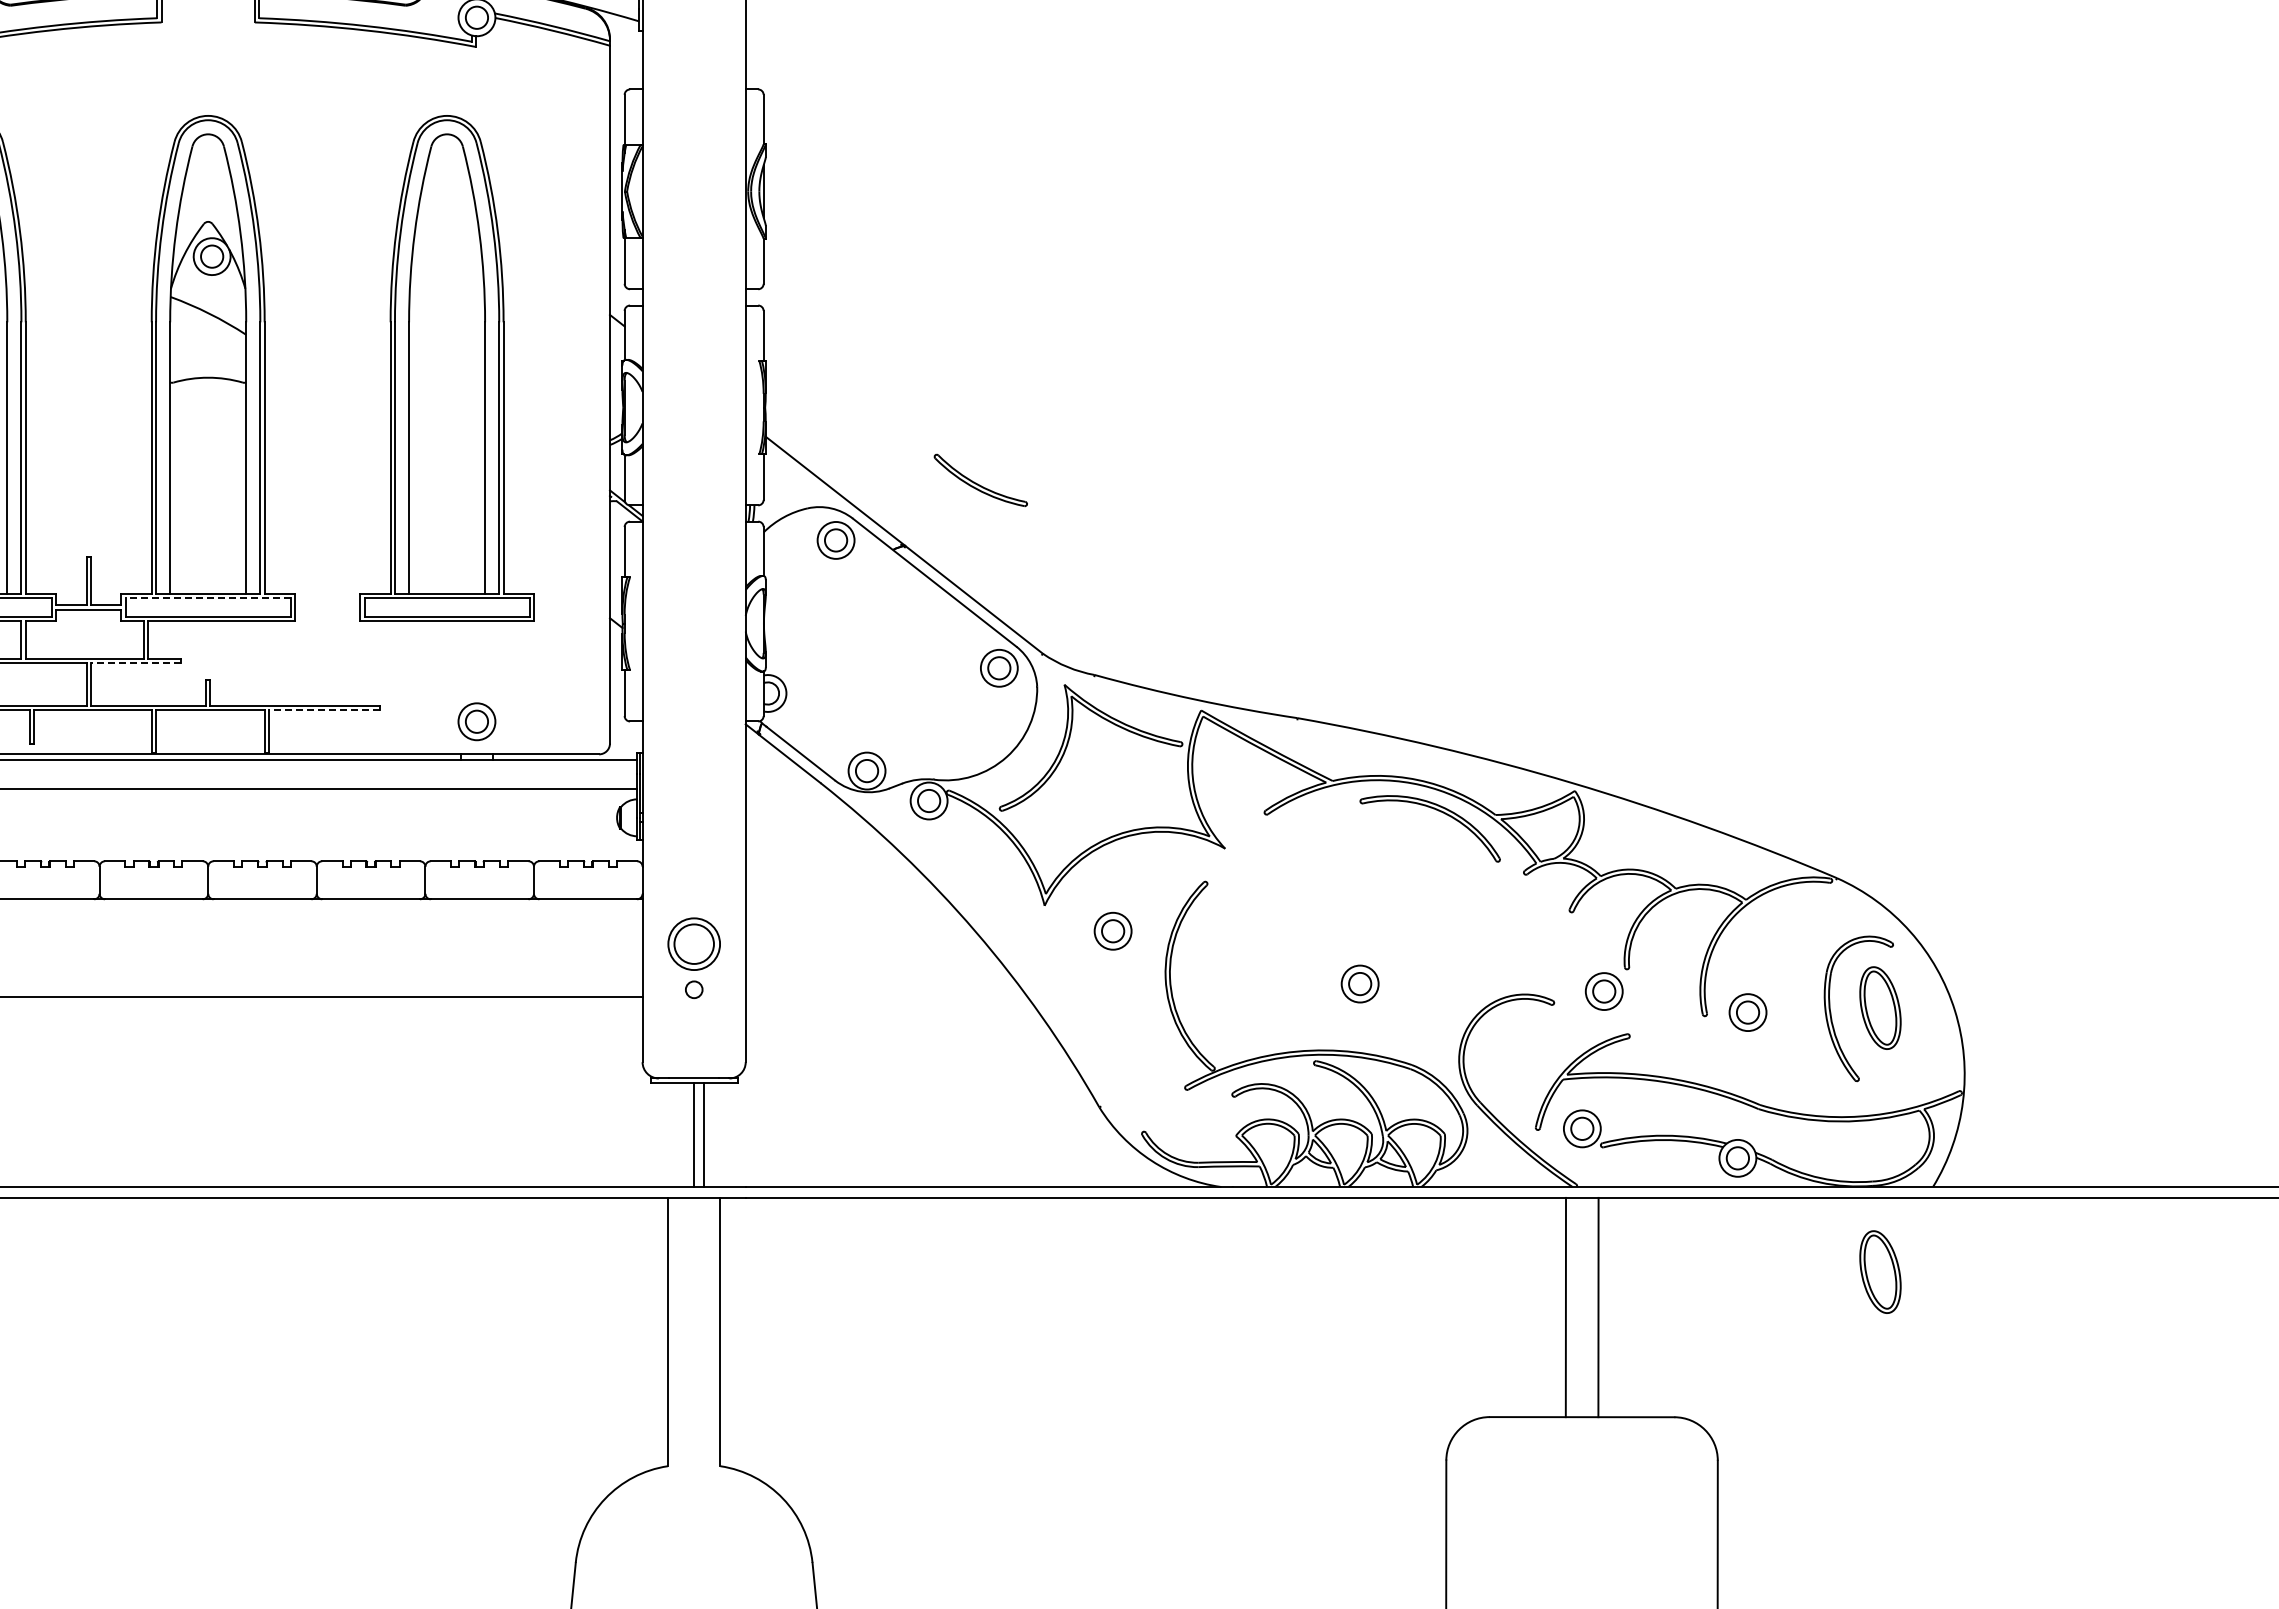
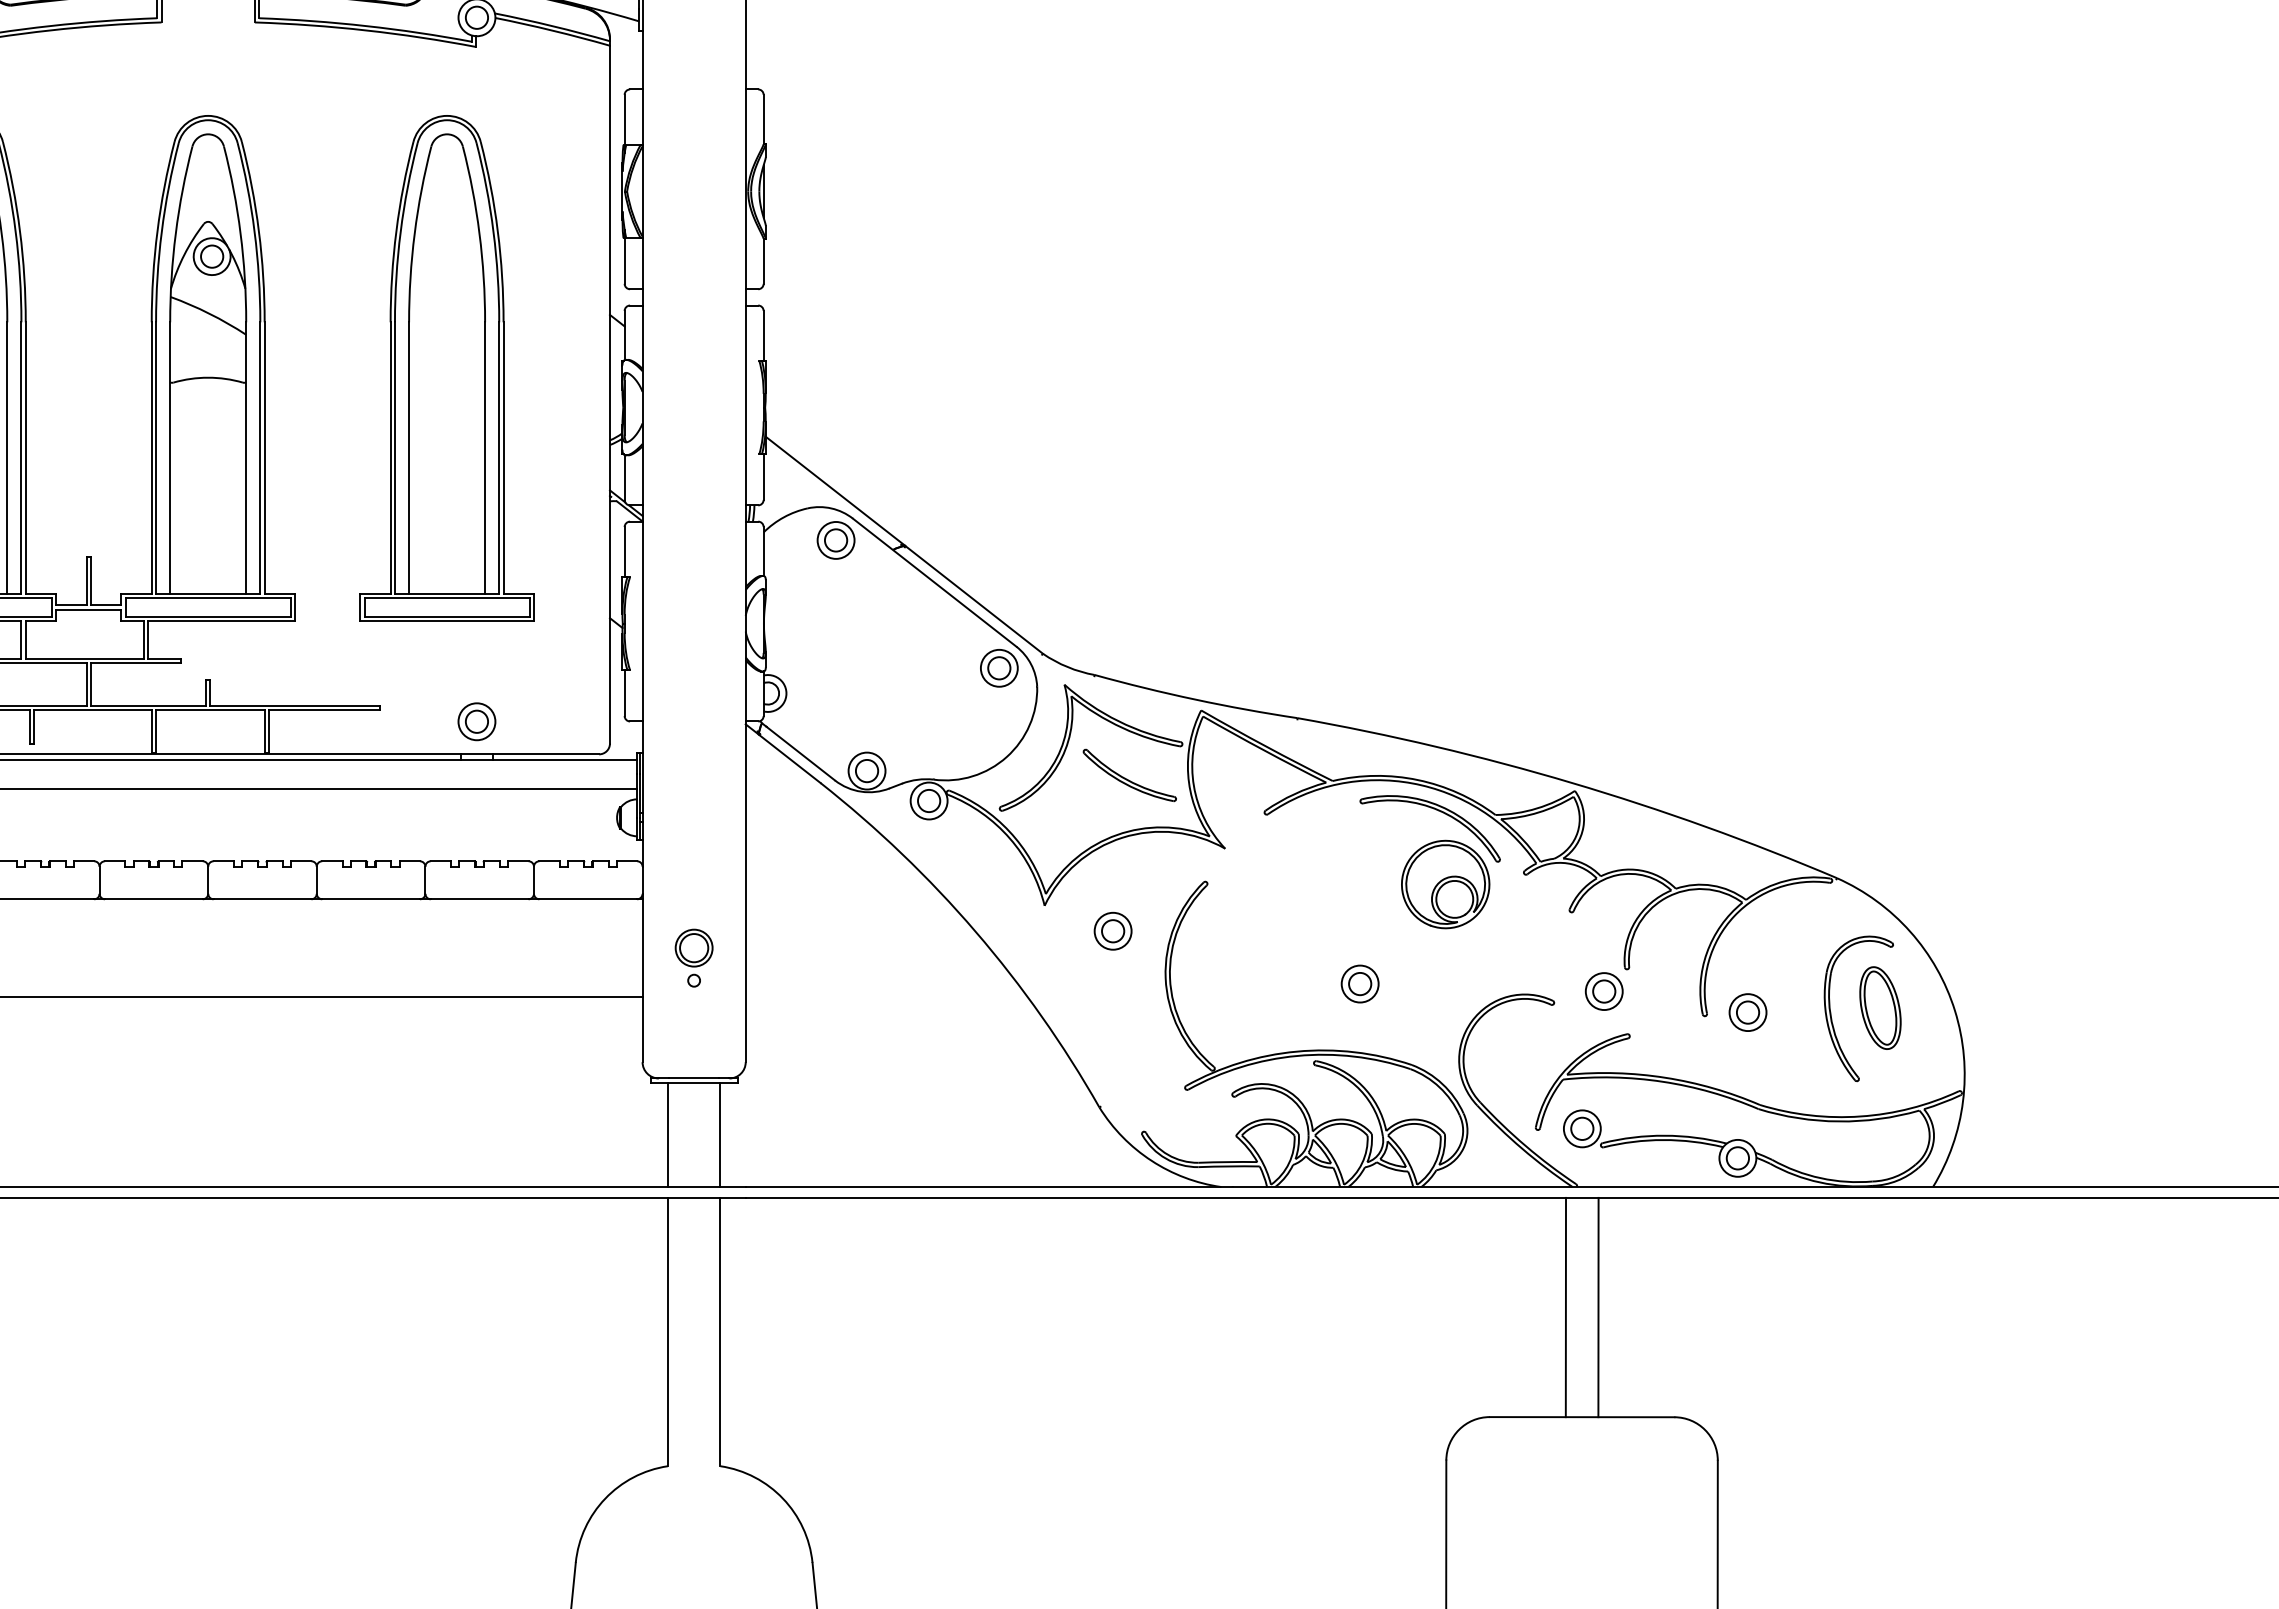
part position: (980, 480) -> (1129, 775) (1129, 775)
line: dashed -> solid (208, 598)
line: dashed -> solid (135, 663)
line: dashed -> solid (323, 710)
part: none -> present (1445, 884)
part size: 54x83 px -> 40x60 px (693, 957)
line position: (694, 1134) -> (720, 1134) (720, 1134)
line position: (703, 1134) -> (667, 1134) (667, 1134)
part: present -> none (1880, 1271)
